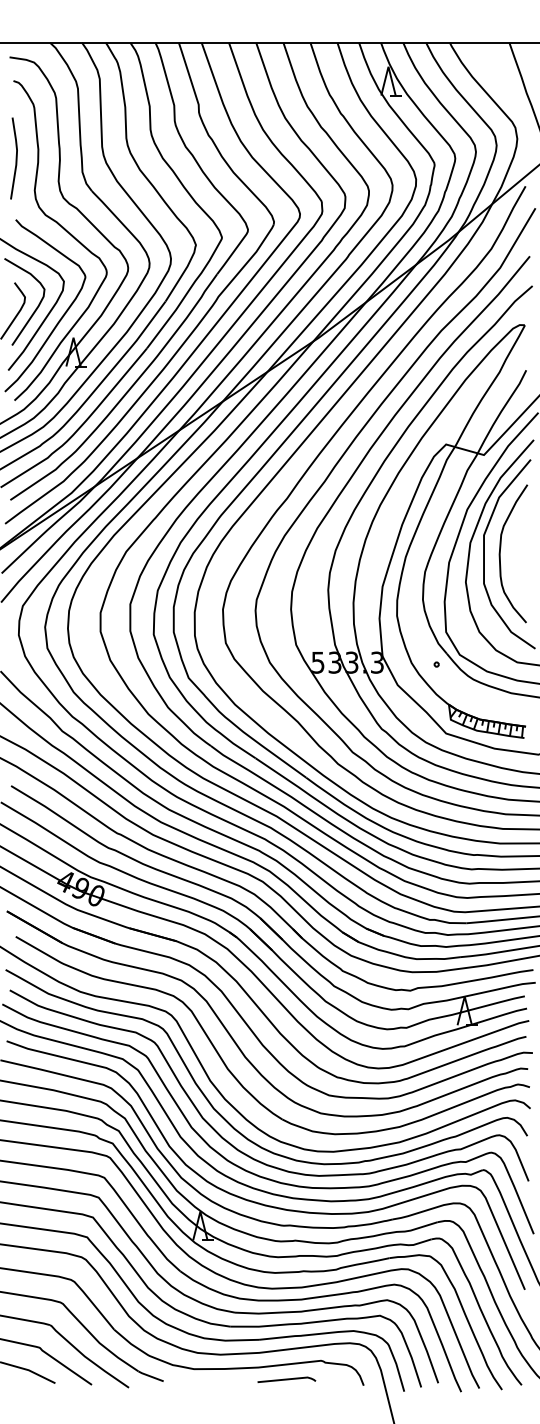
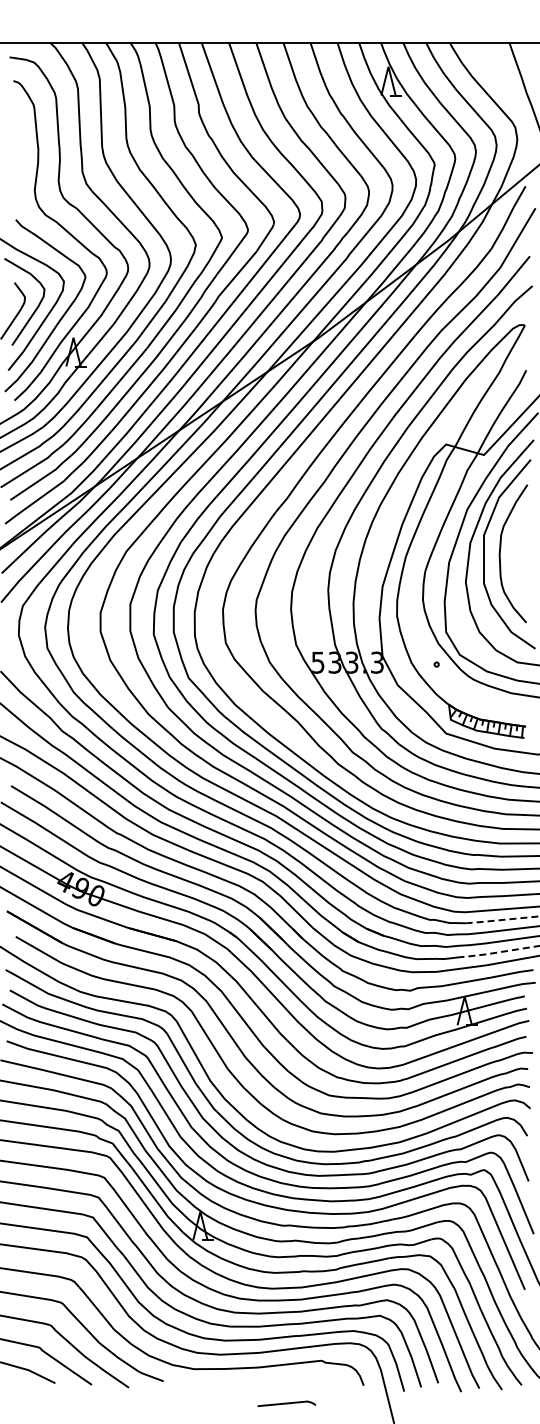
line: present -> none (15, 158)
line: solid -> dashed (502, 920)
line: solid -> dashed (498, 952)
line position: (286, 1379) -> (286, 1403) (286, 1403)
